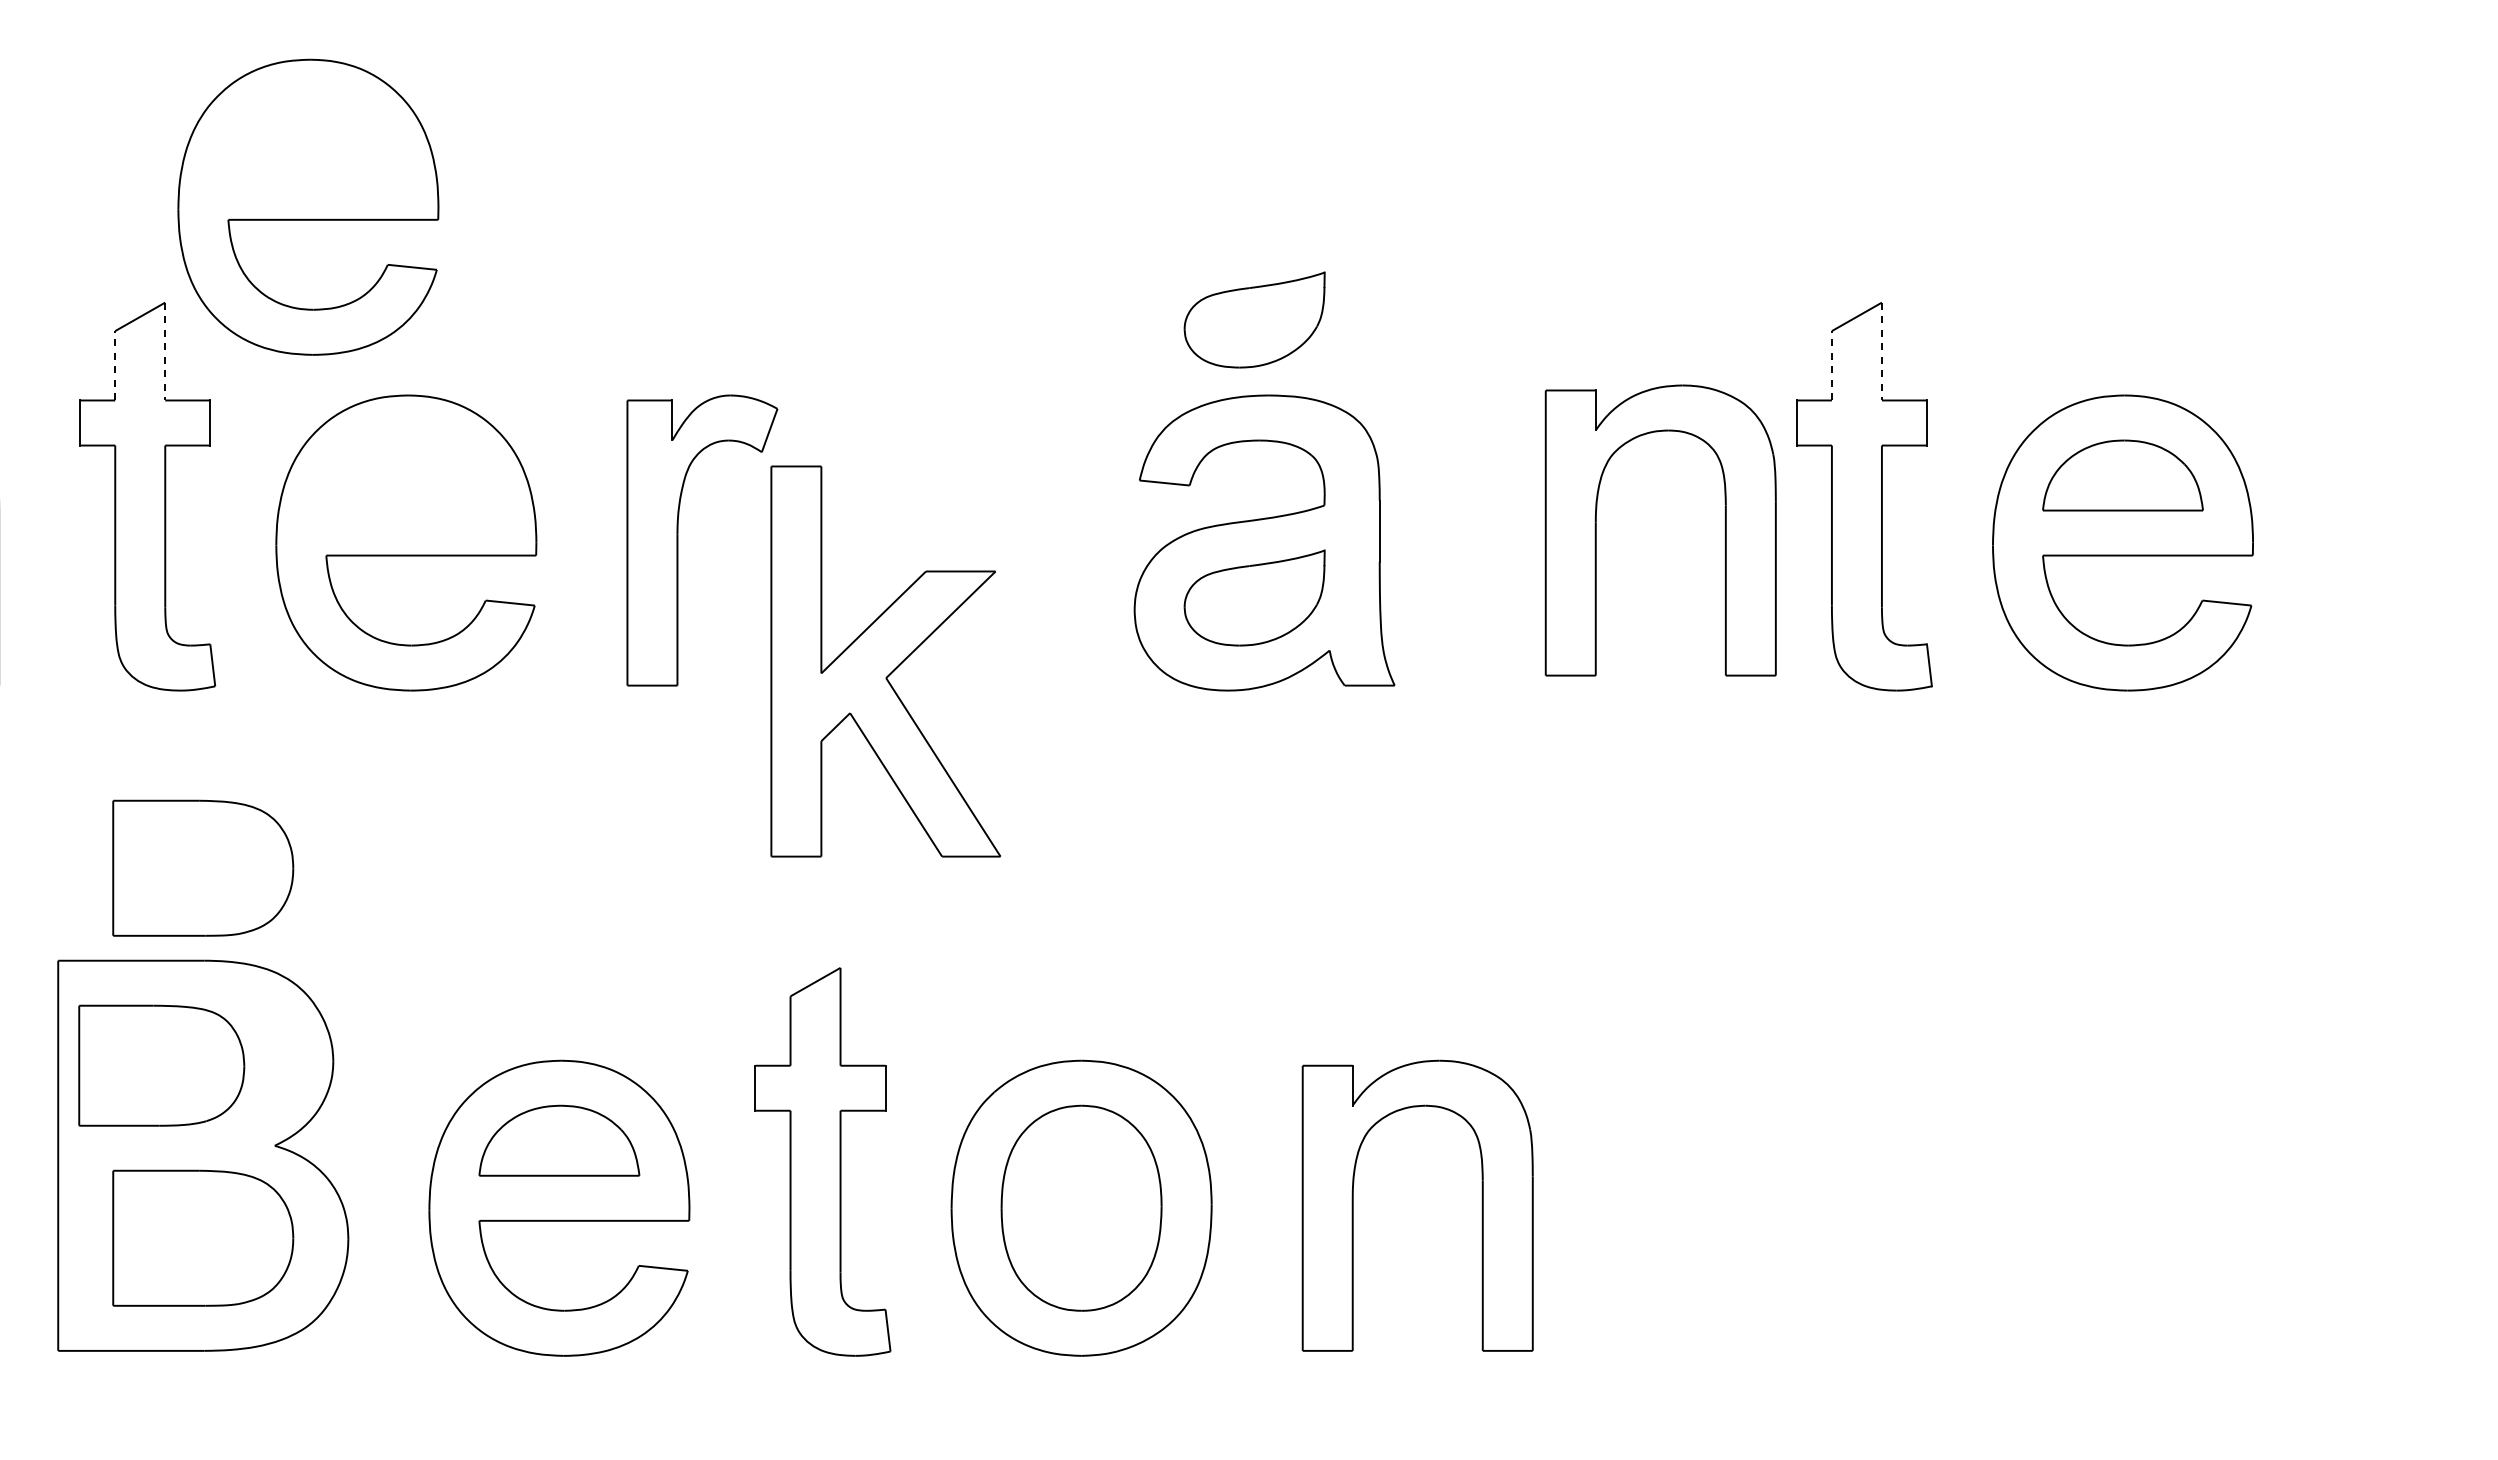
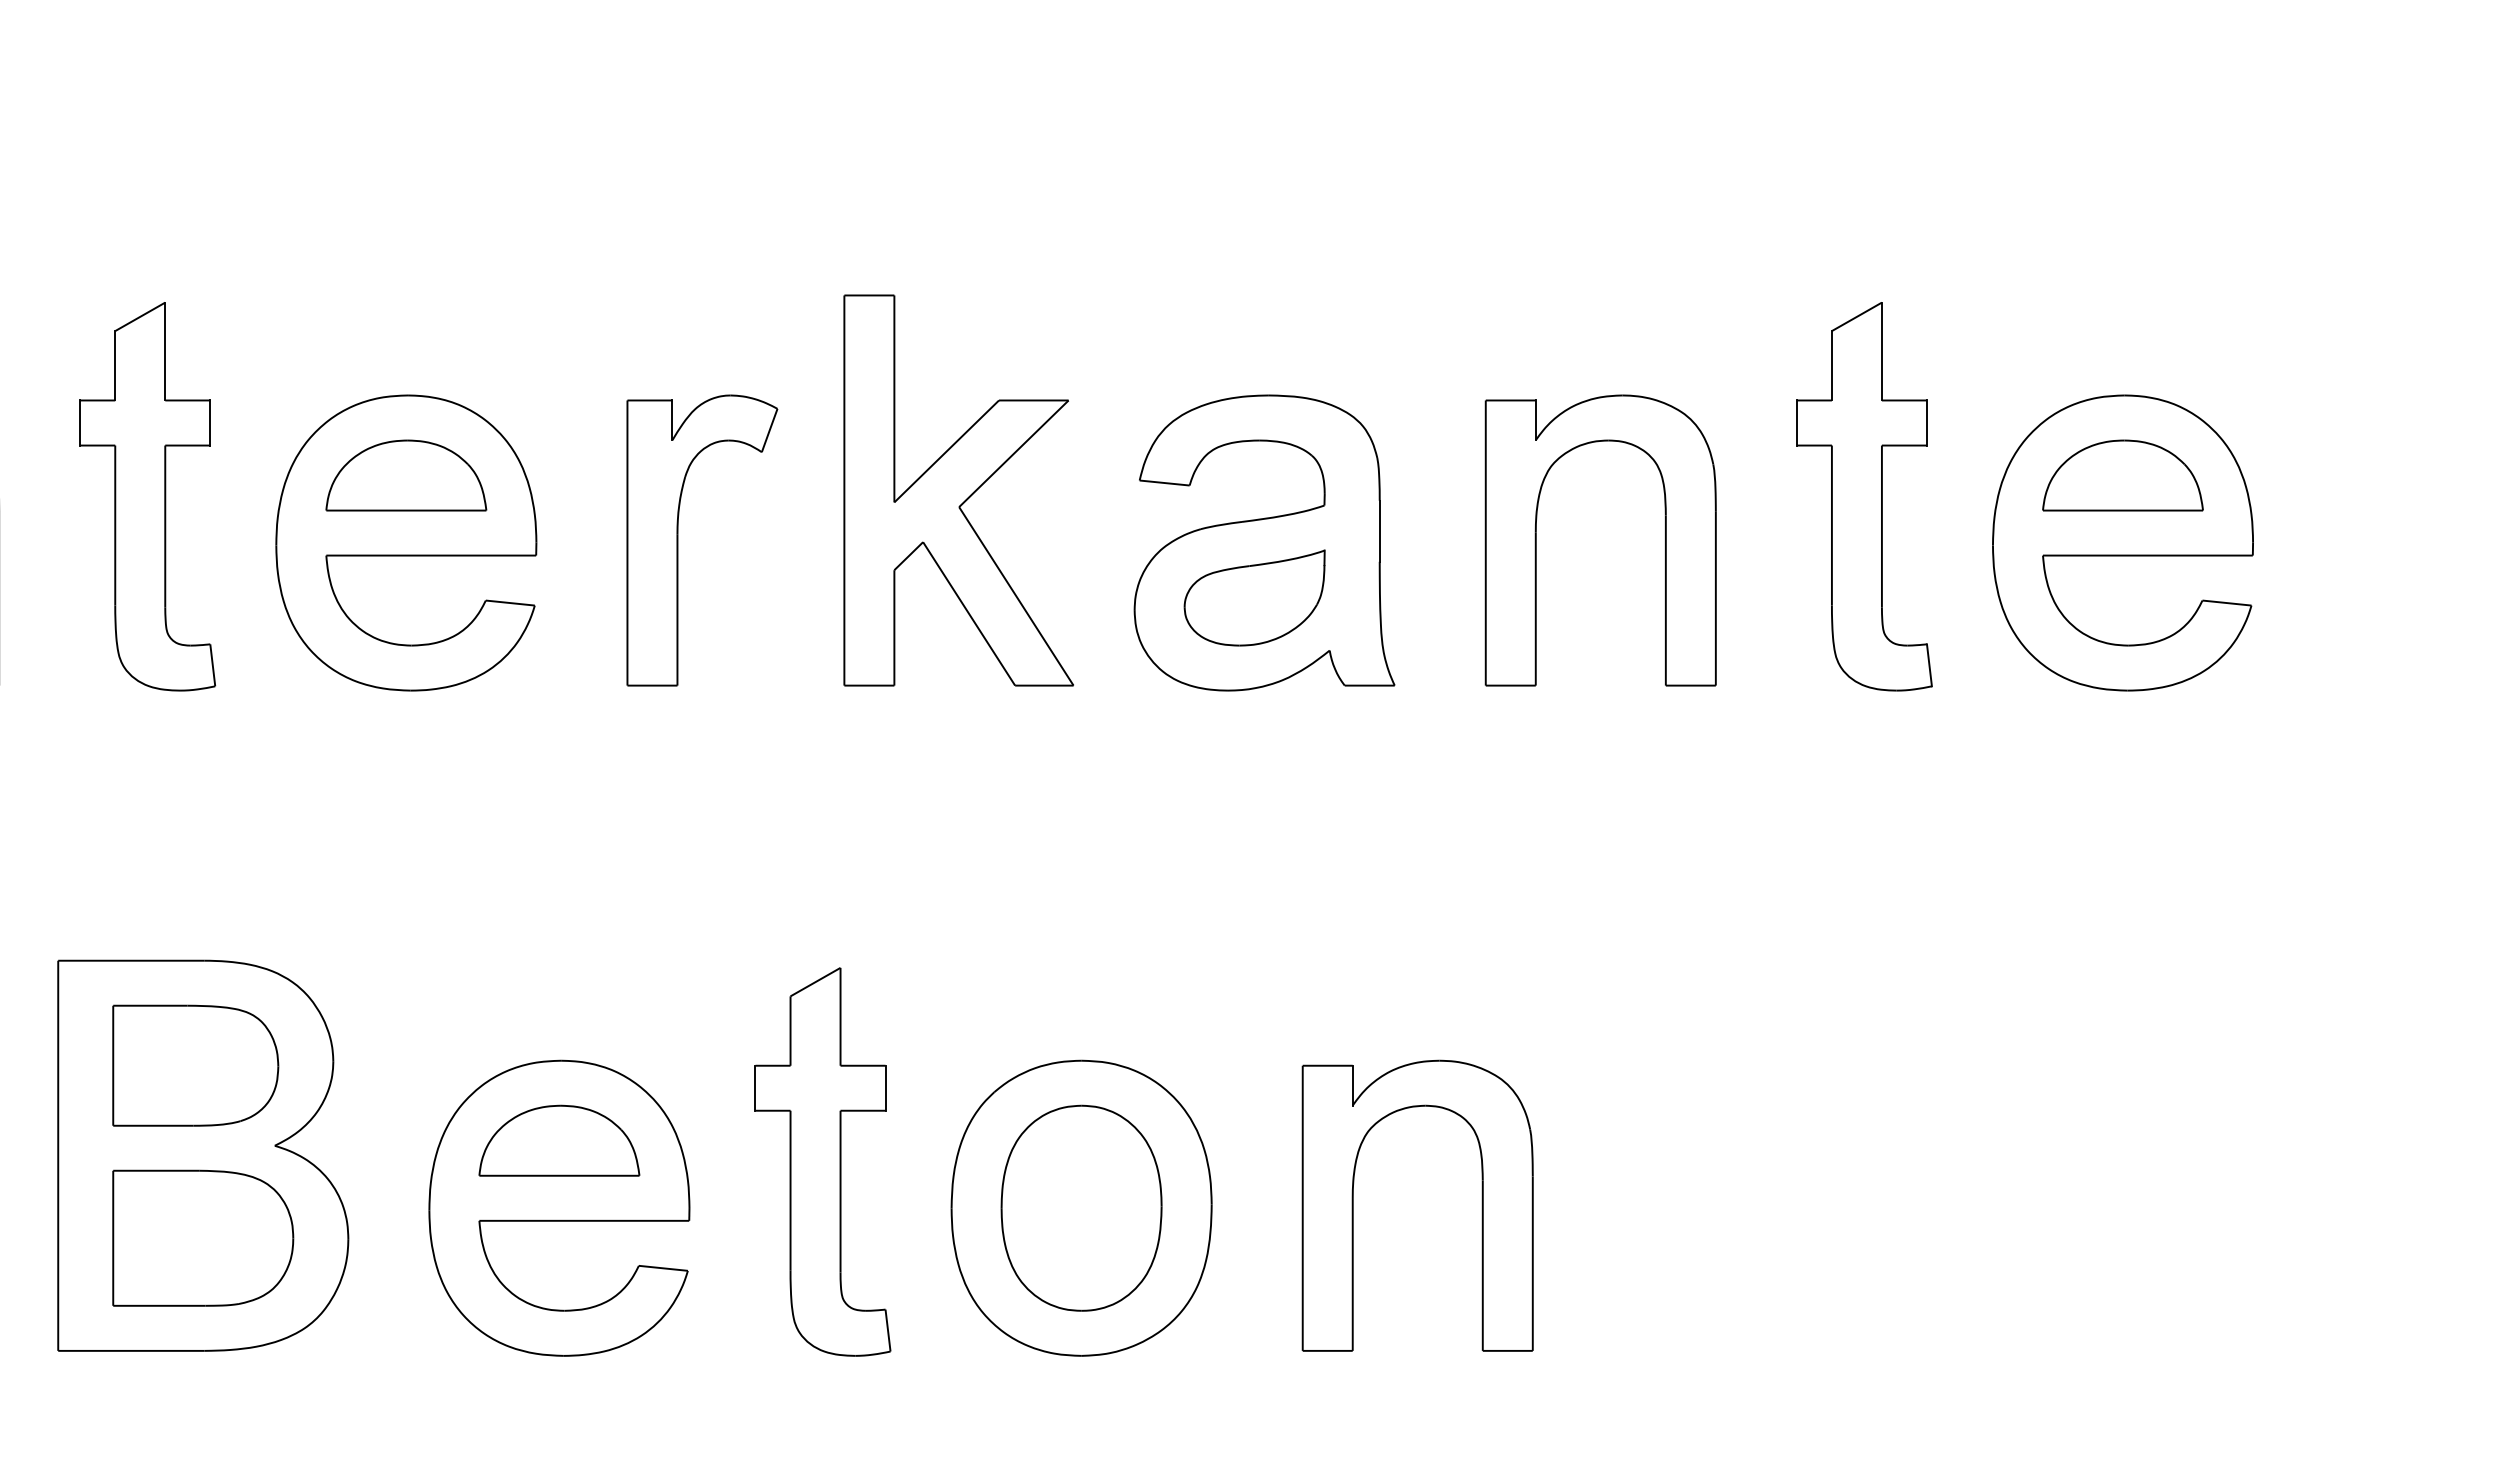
part: present -> none (308, 206)
part: present -> none (1254, 319)
line: dashed -> solid (165, 351)
line: dashed -> solid (1881, 351)
line: dashed -> solid (115, 365)
line: dashed -> solid (1831, 365)
part: none -> present (406, 475)
part position: (1596, 530) -> (1536, 540) (1536, 540)
part position: (885, 661) -> (958, 490) (958, 490)
part: present -> none (203, 867)
part position: (161, 1065) -> (195, 1065) (195, 1065)
